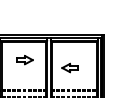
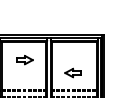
part position: (69, 67) -> (72, 72) (72, 72)
